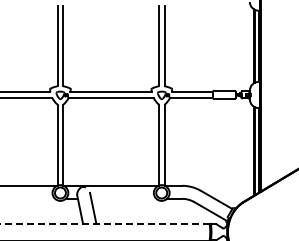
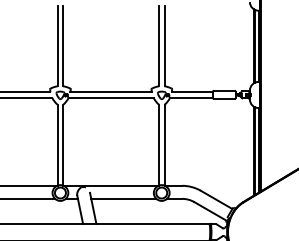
line: none -> present (28, 198)
line: none -> present (123, 198)
line: dashed -> solid (104, 223)
